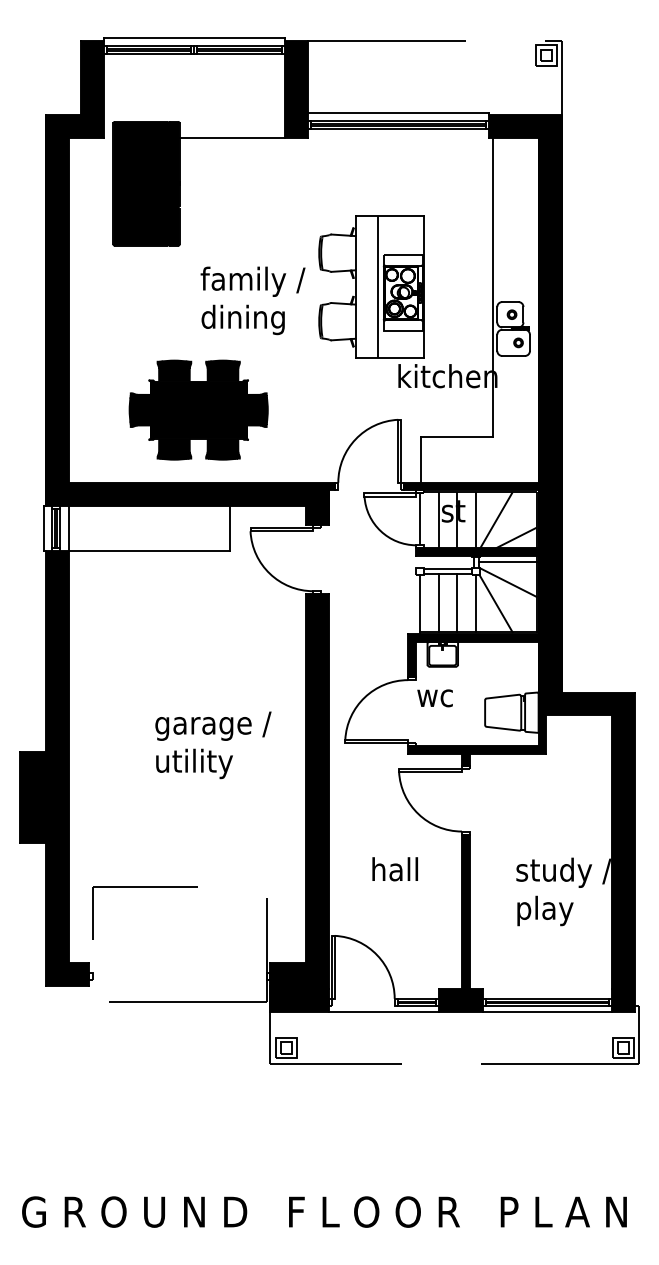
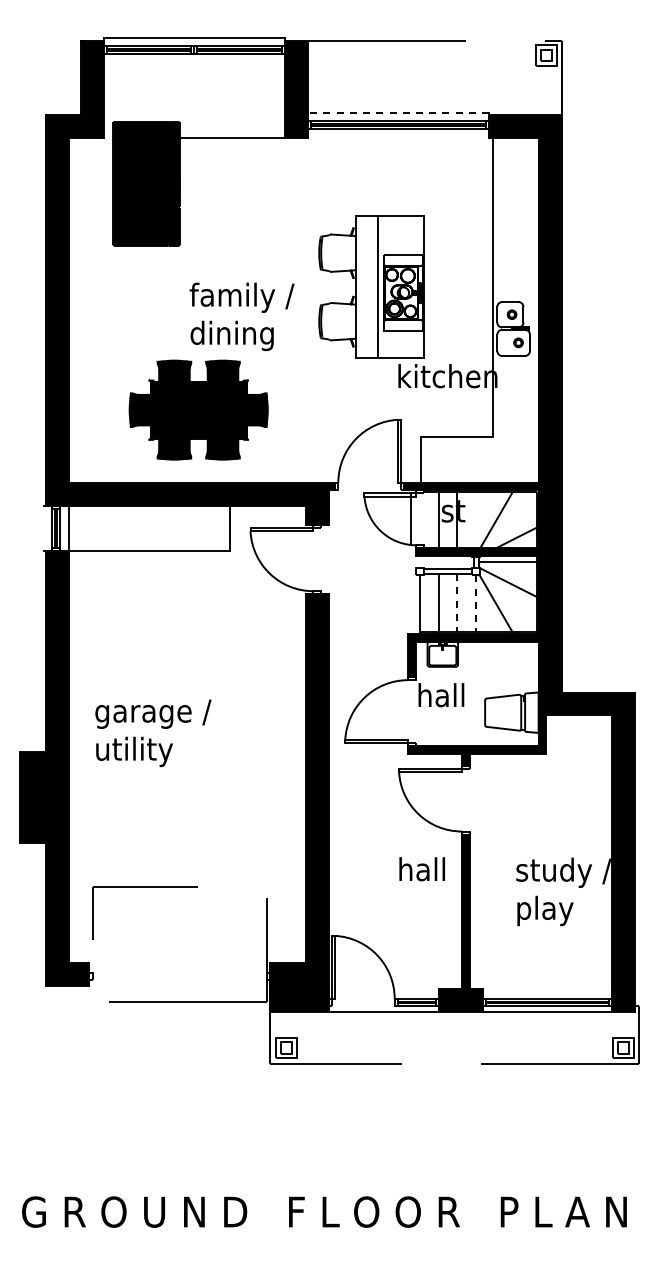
line: solid -> dashed (398, 112)
text position: (252, 300) -> (241, 316) (241, 316)
line position: (419, 519) -> (410, 519) (410, 519)
line: present -> none (476, 520)
line: present -> none (43, 528)
line: solid -> dashed (457, 603)
line: solid -> dashed (476, 603)
text: wc -> hall (440, 695)
text position: (213, 745) -> (153, 733) (153, 733)
text position: (394, 869) -> (421, 869) (421, 869)
